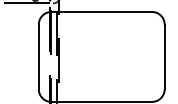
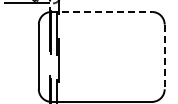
line: solid -> dashed (102, 12)
line: solid -> dashed (164, 57)
